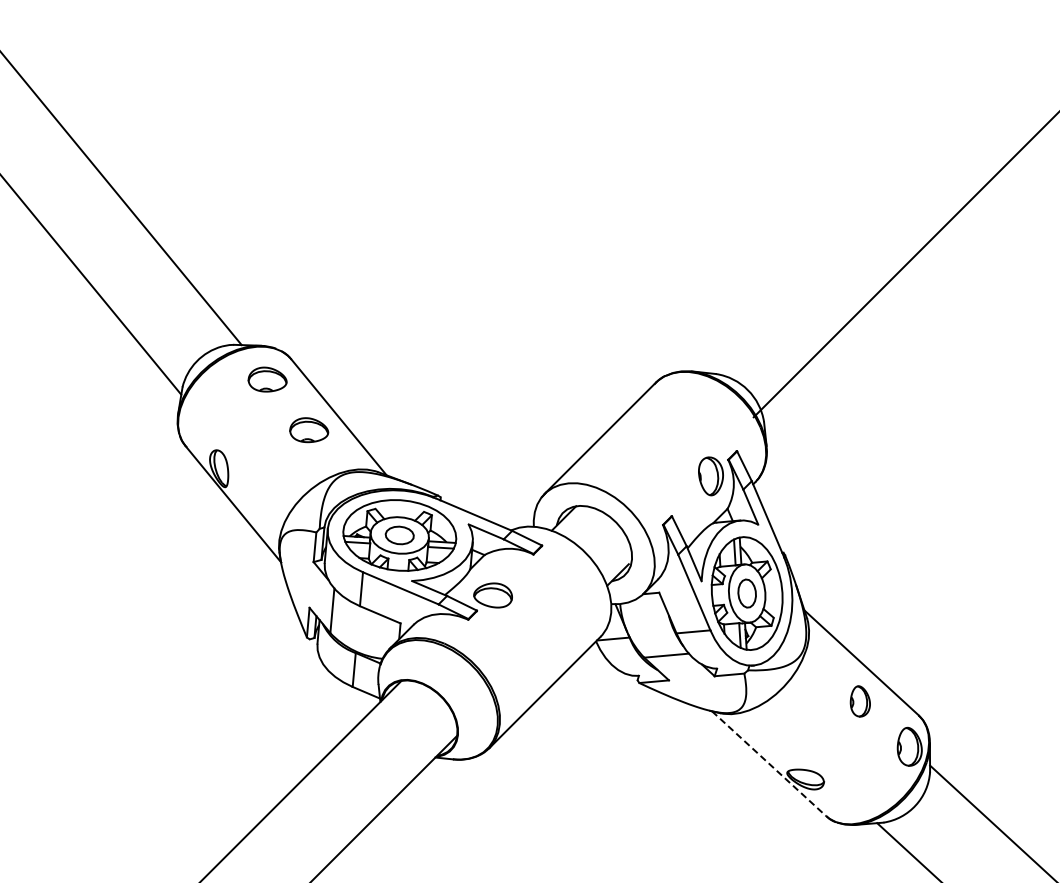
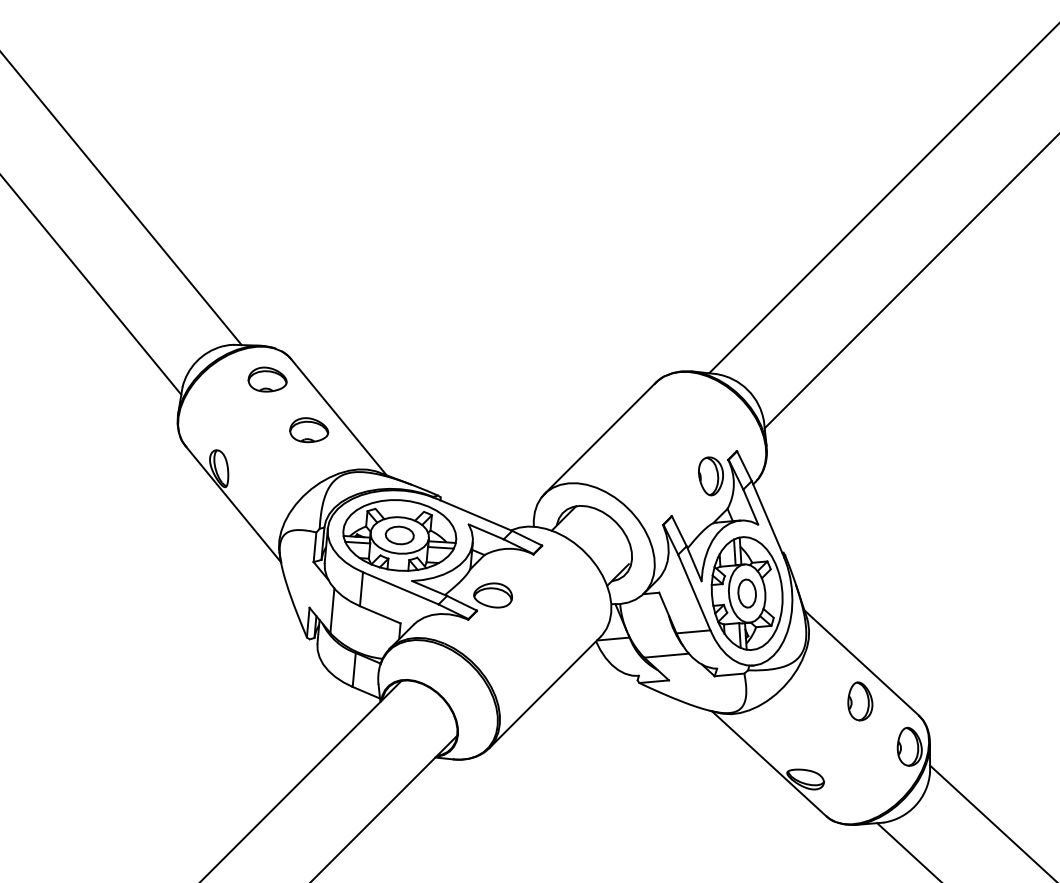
line: none -> present (882, 199)
line position: (904, 265) -> (910, 282) (910, 282)
part size: 22x33 px -> 27x41 px (860, 701)
line: dashed -> solid (769, 763)
